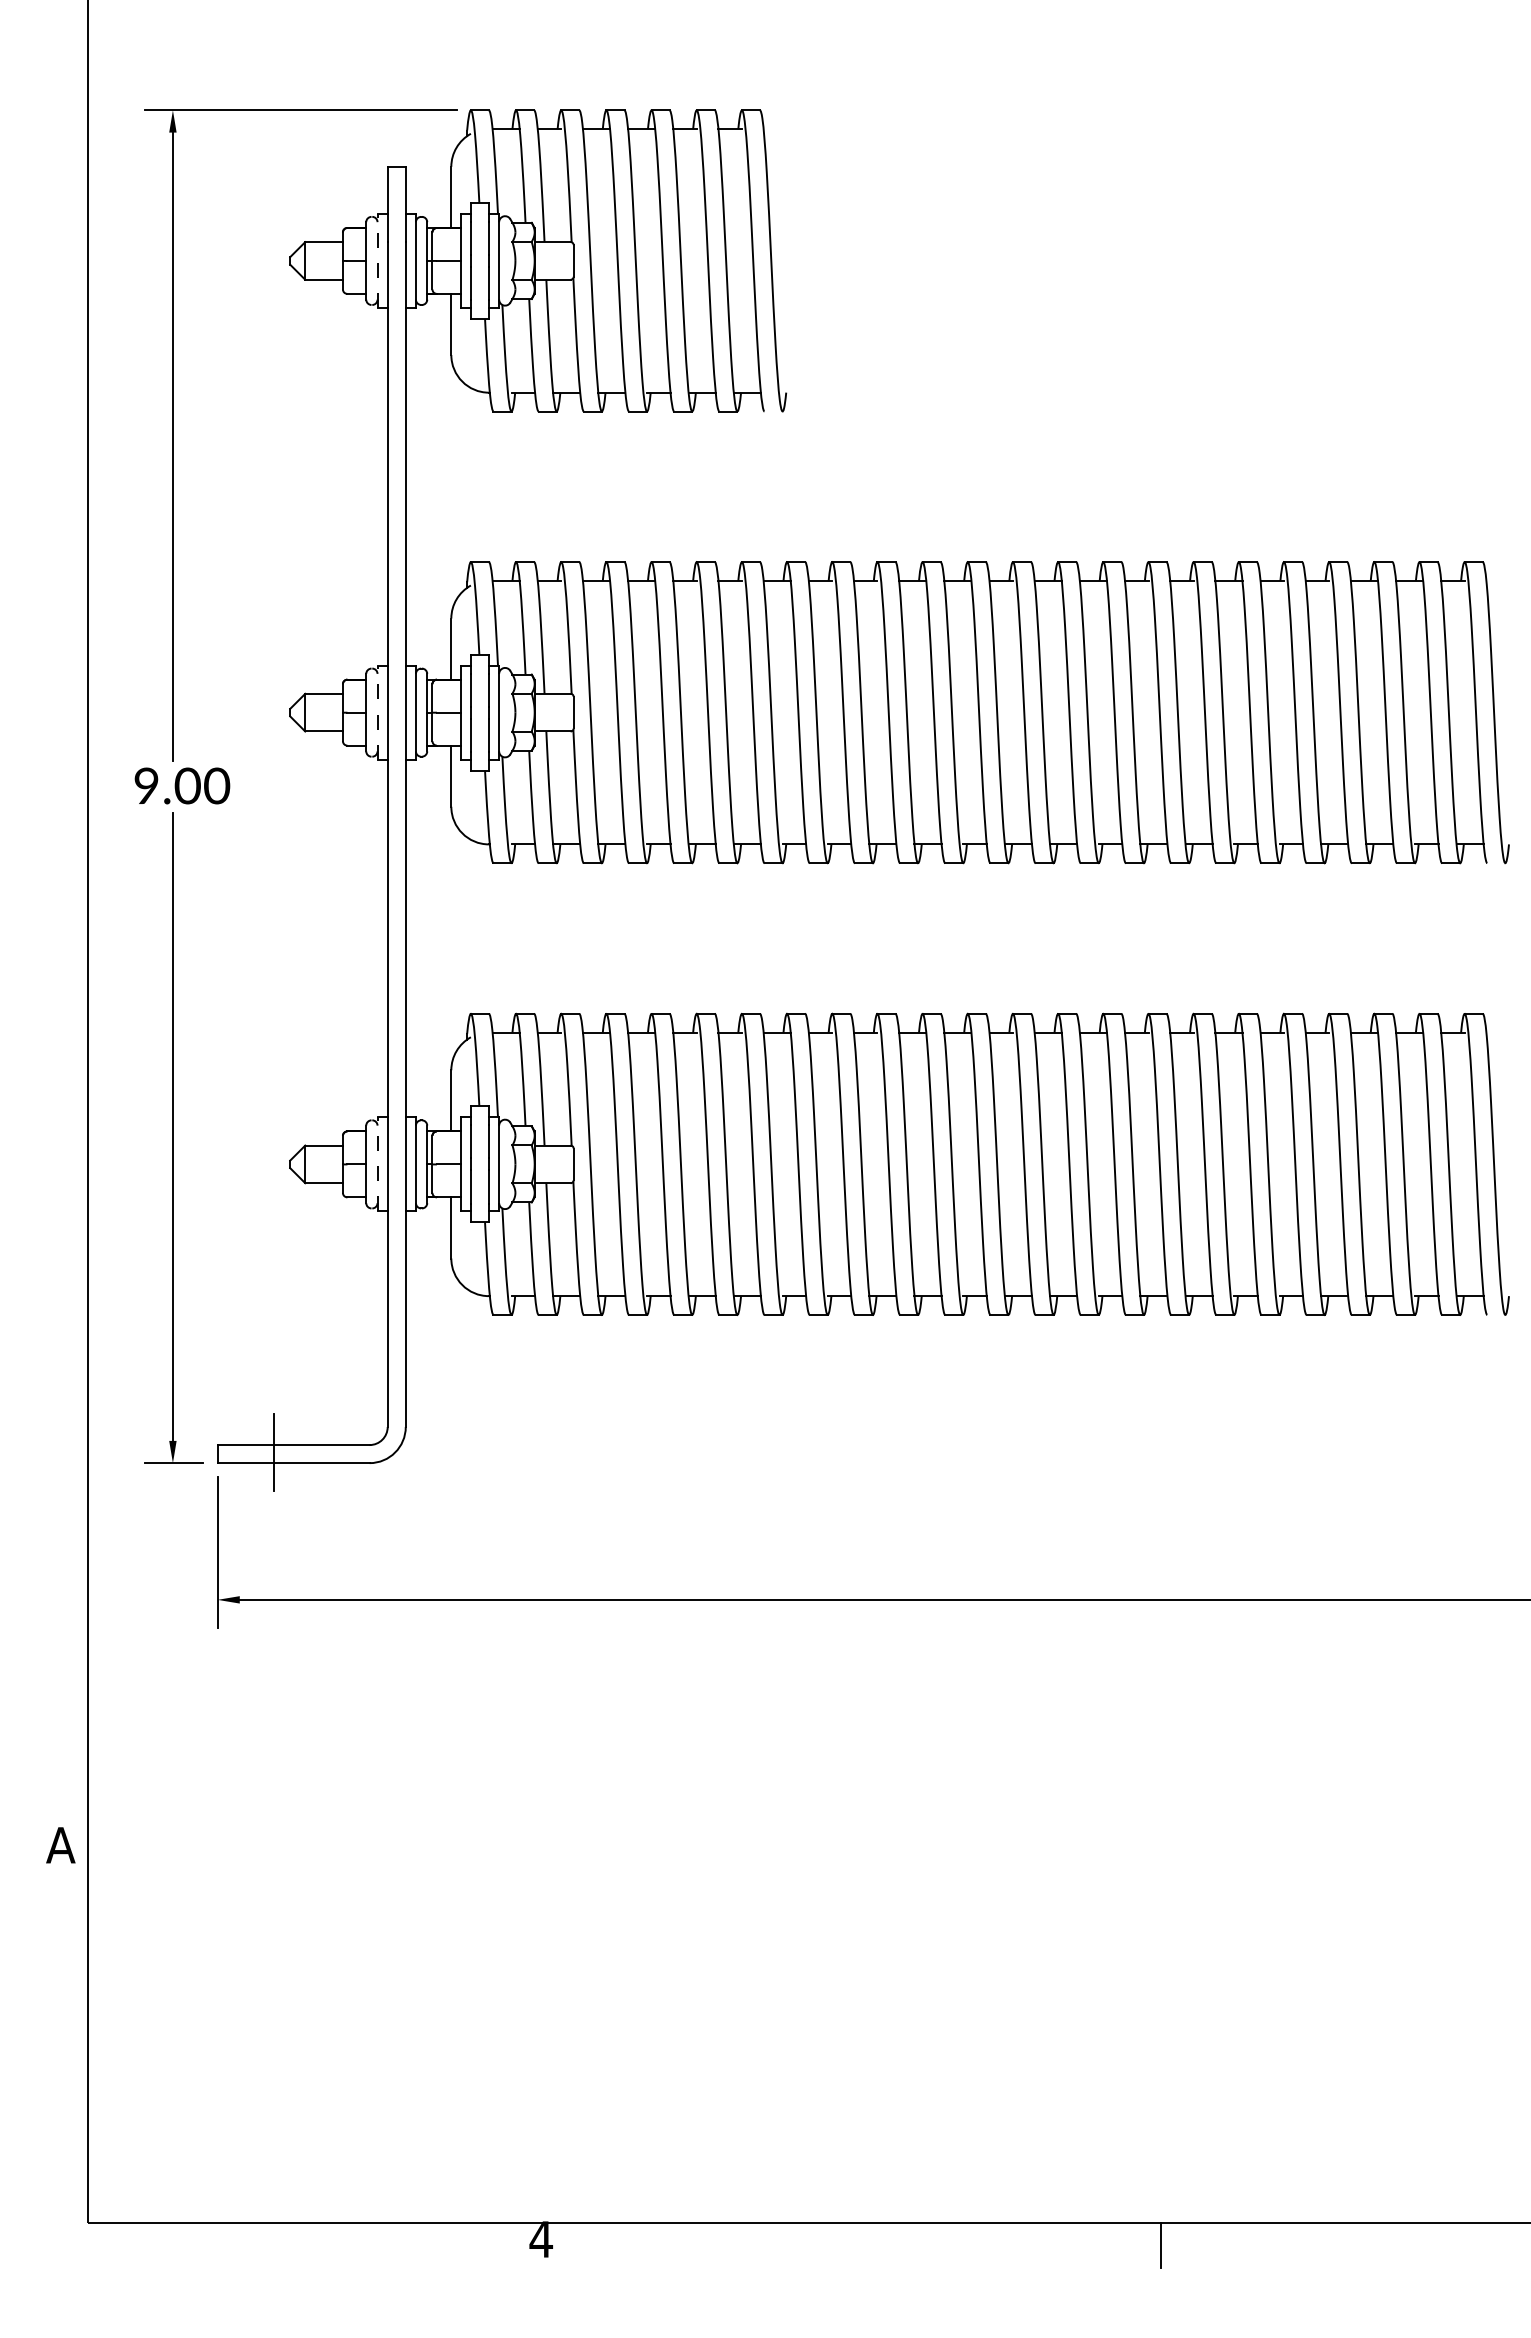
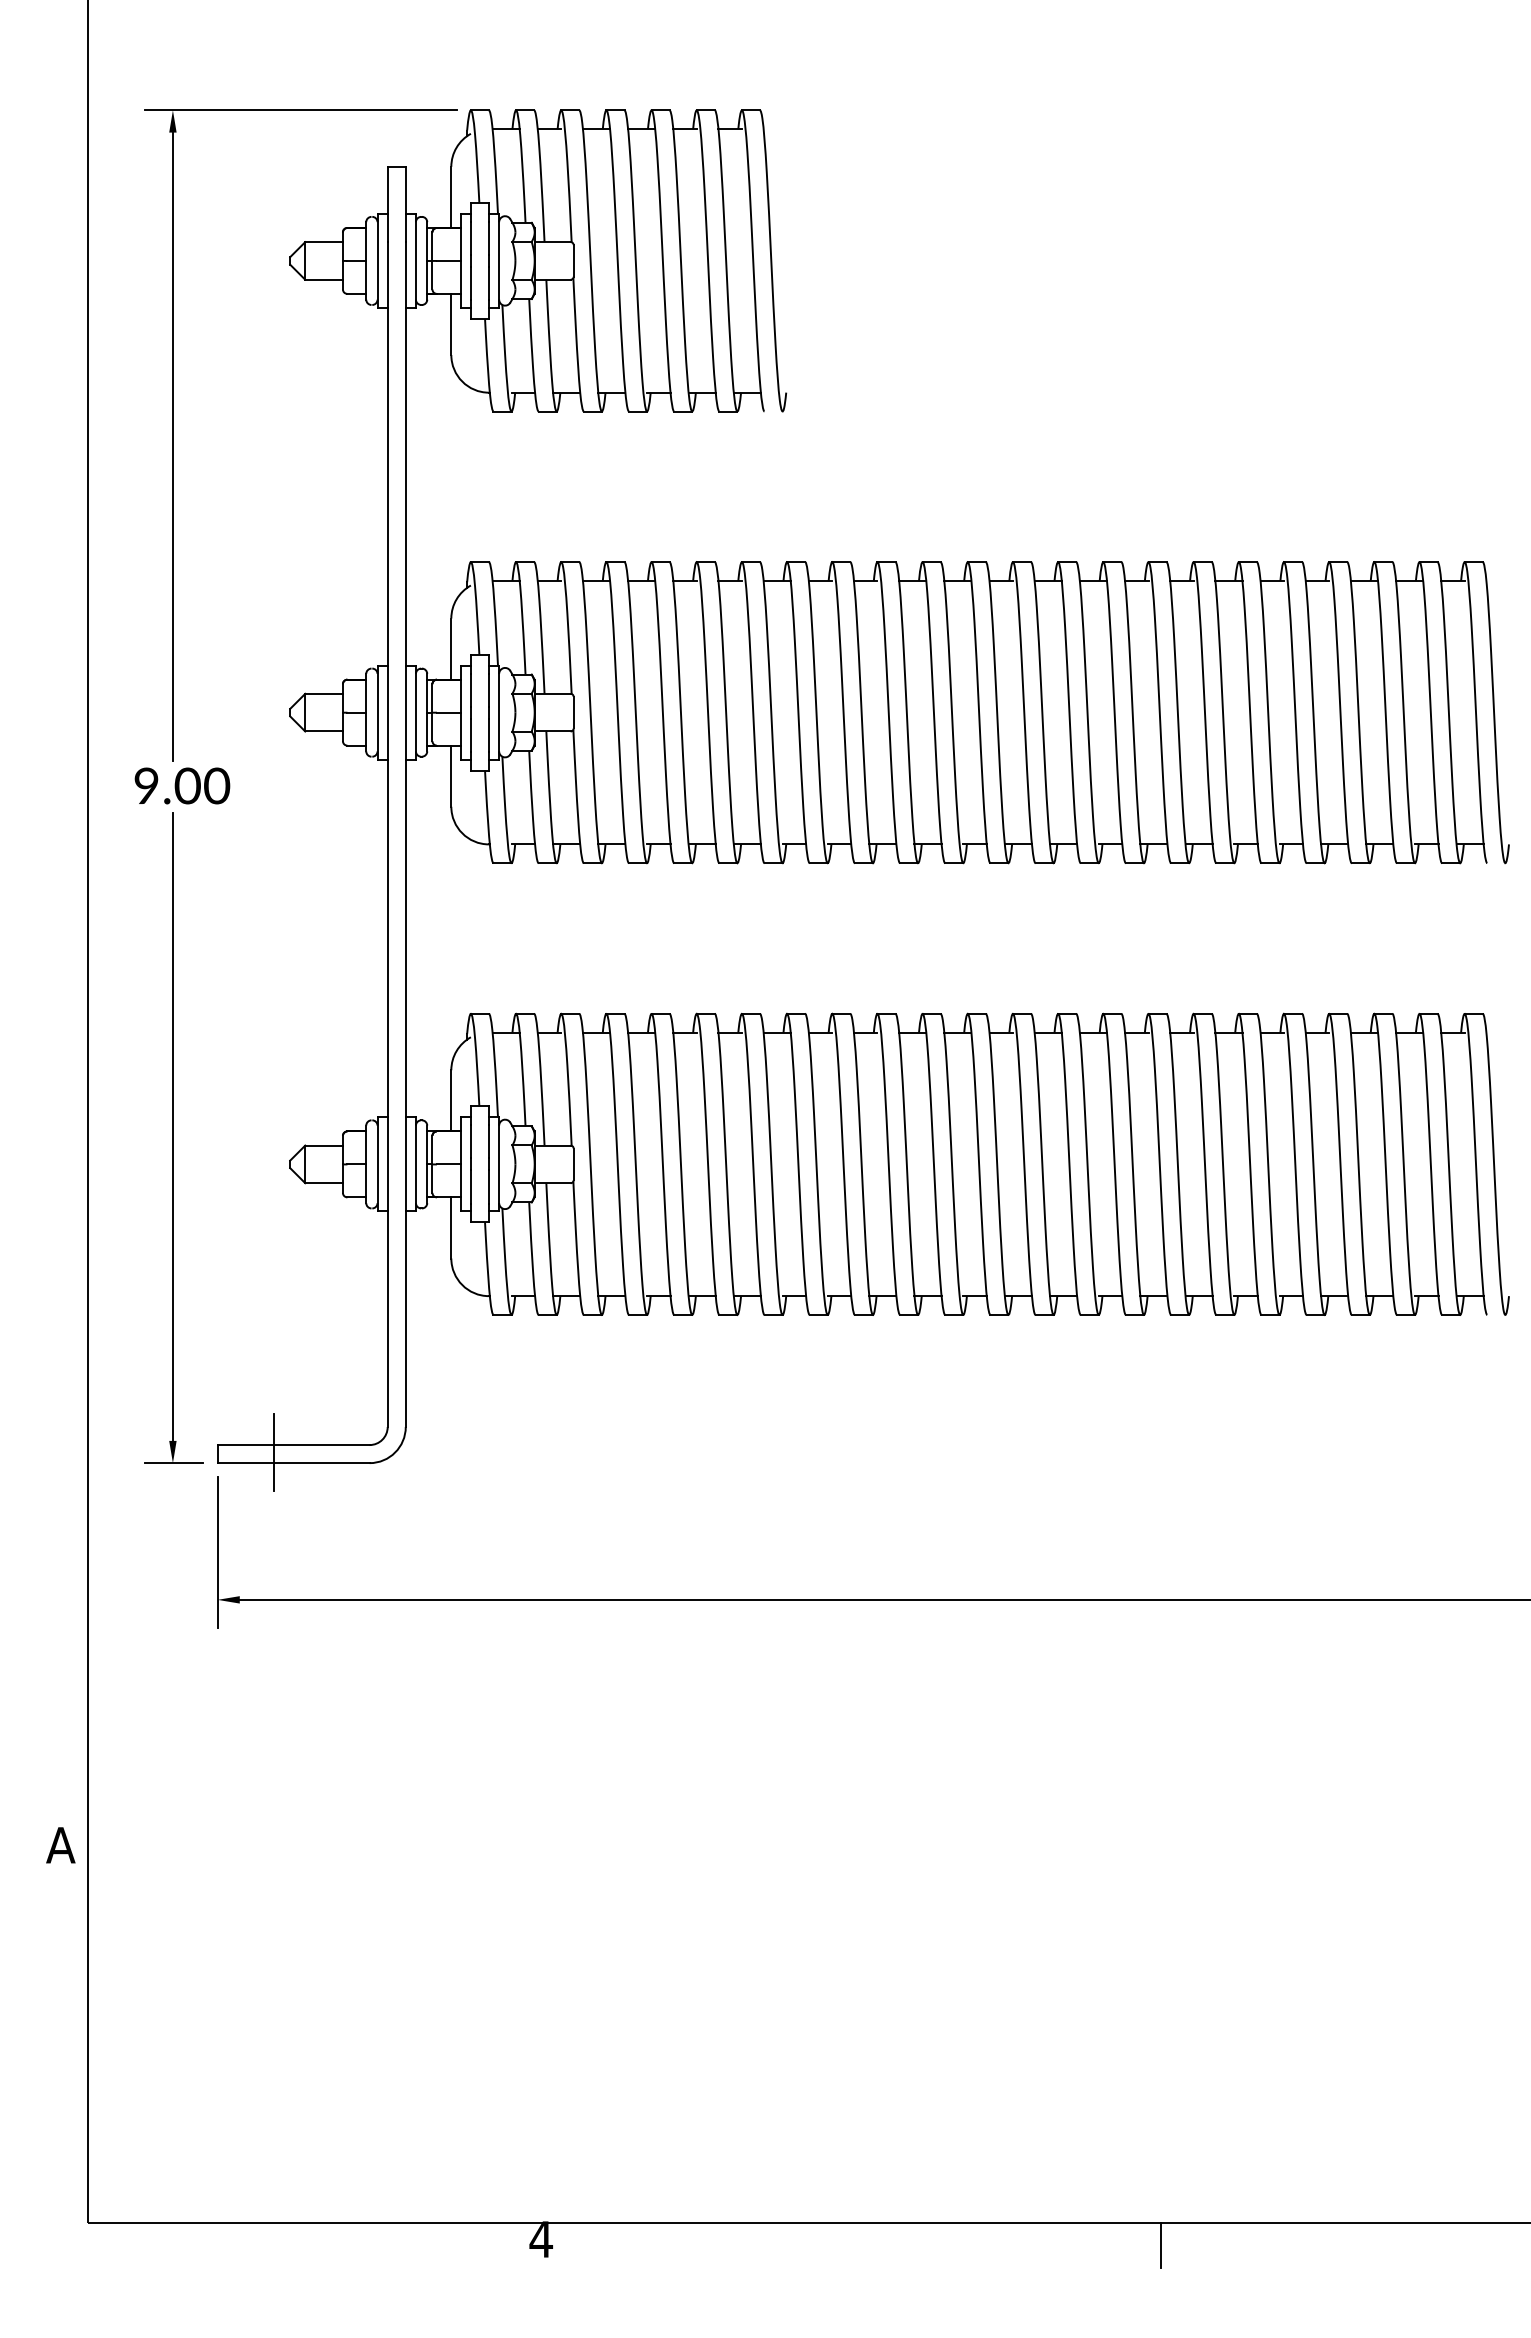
line: dashed -> solid (377, 260)
line: dashed -> solid (377, 712)
line: dashed -> solid (377, 1163)
